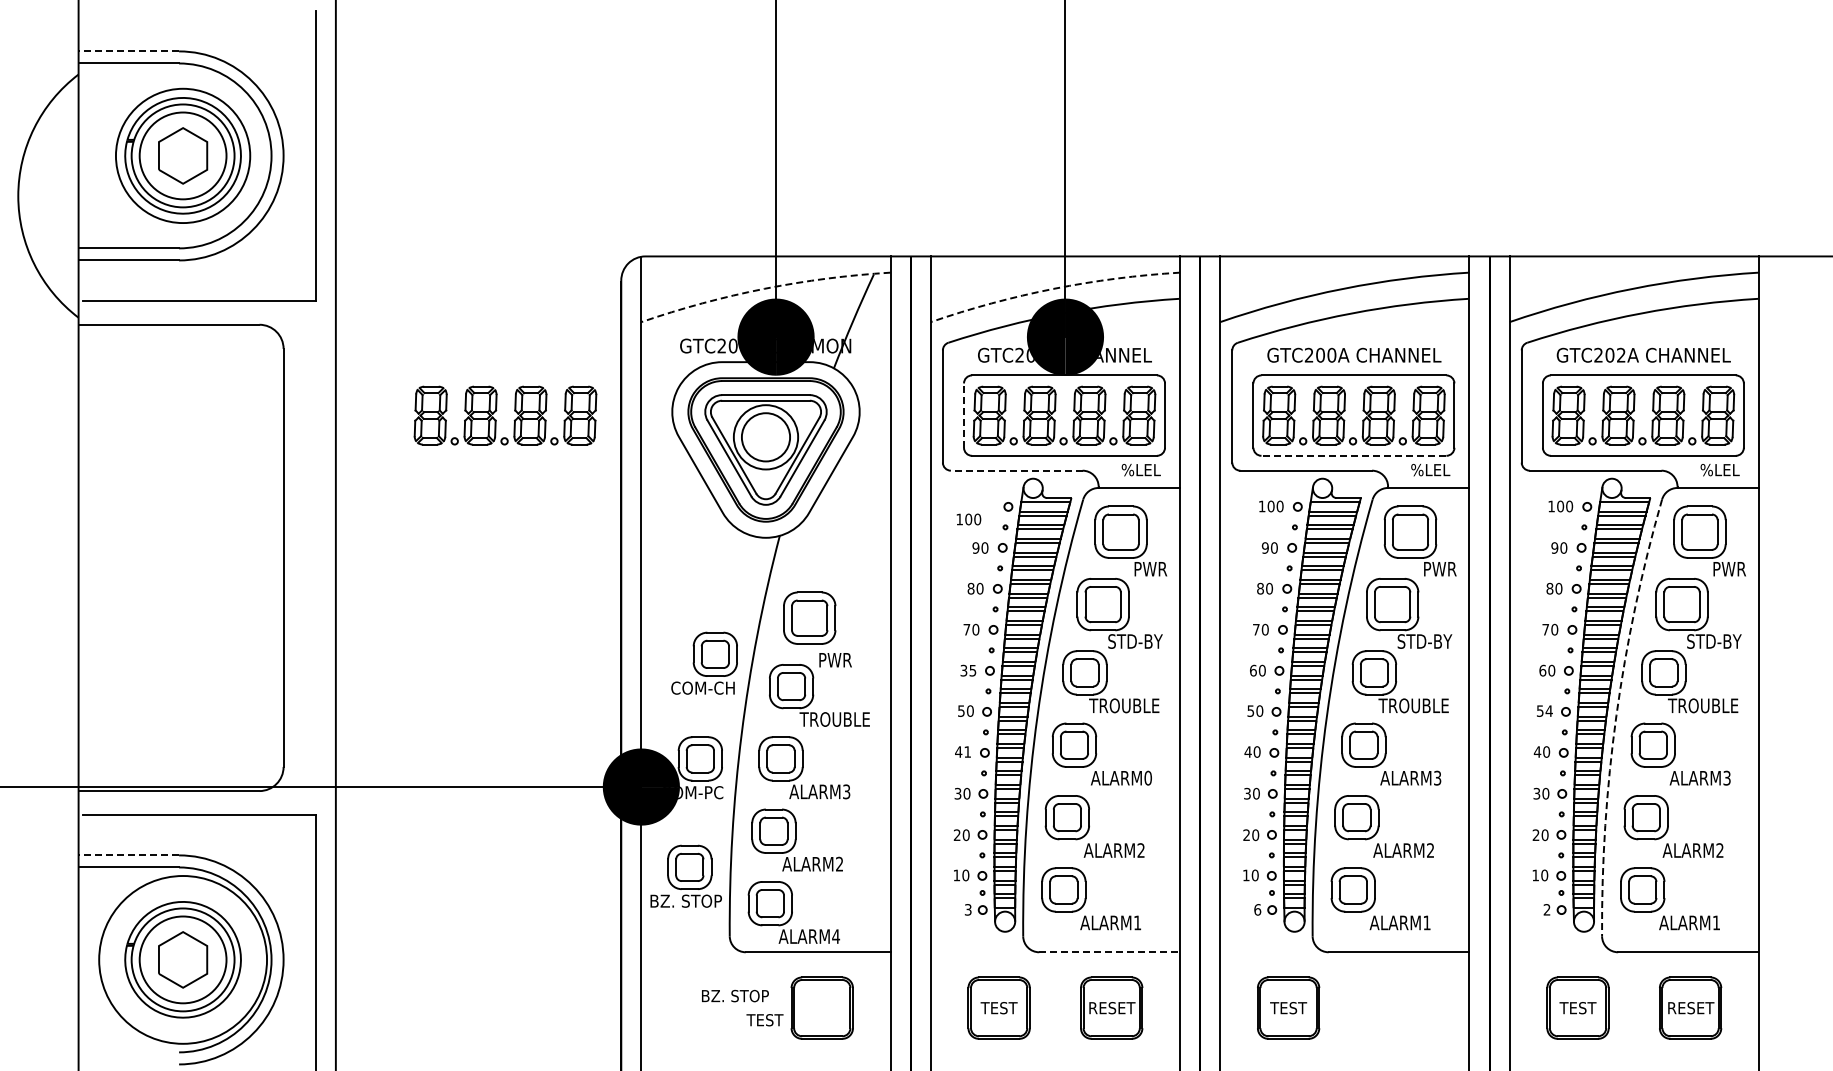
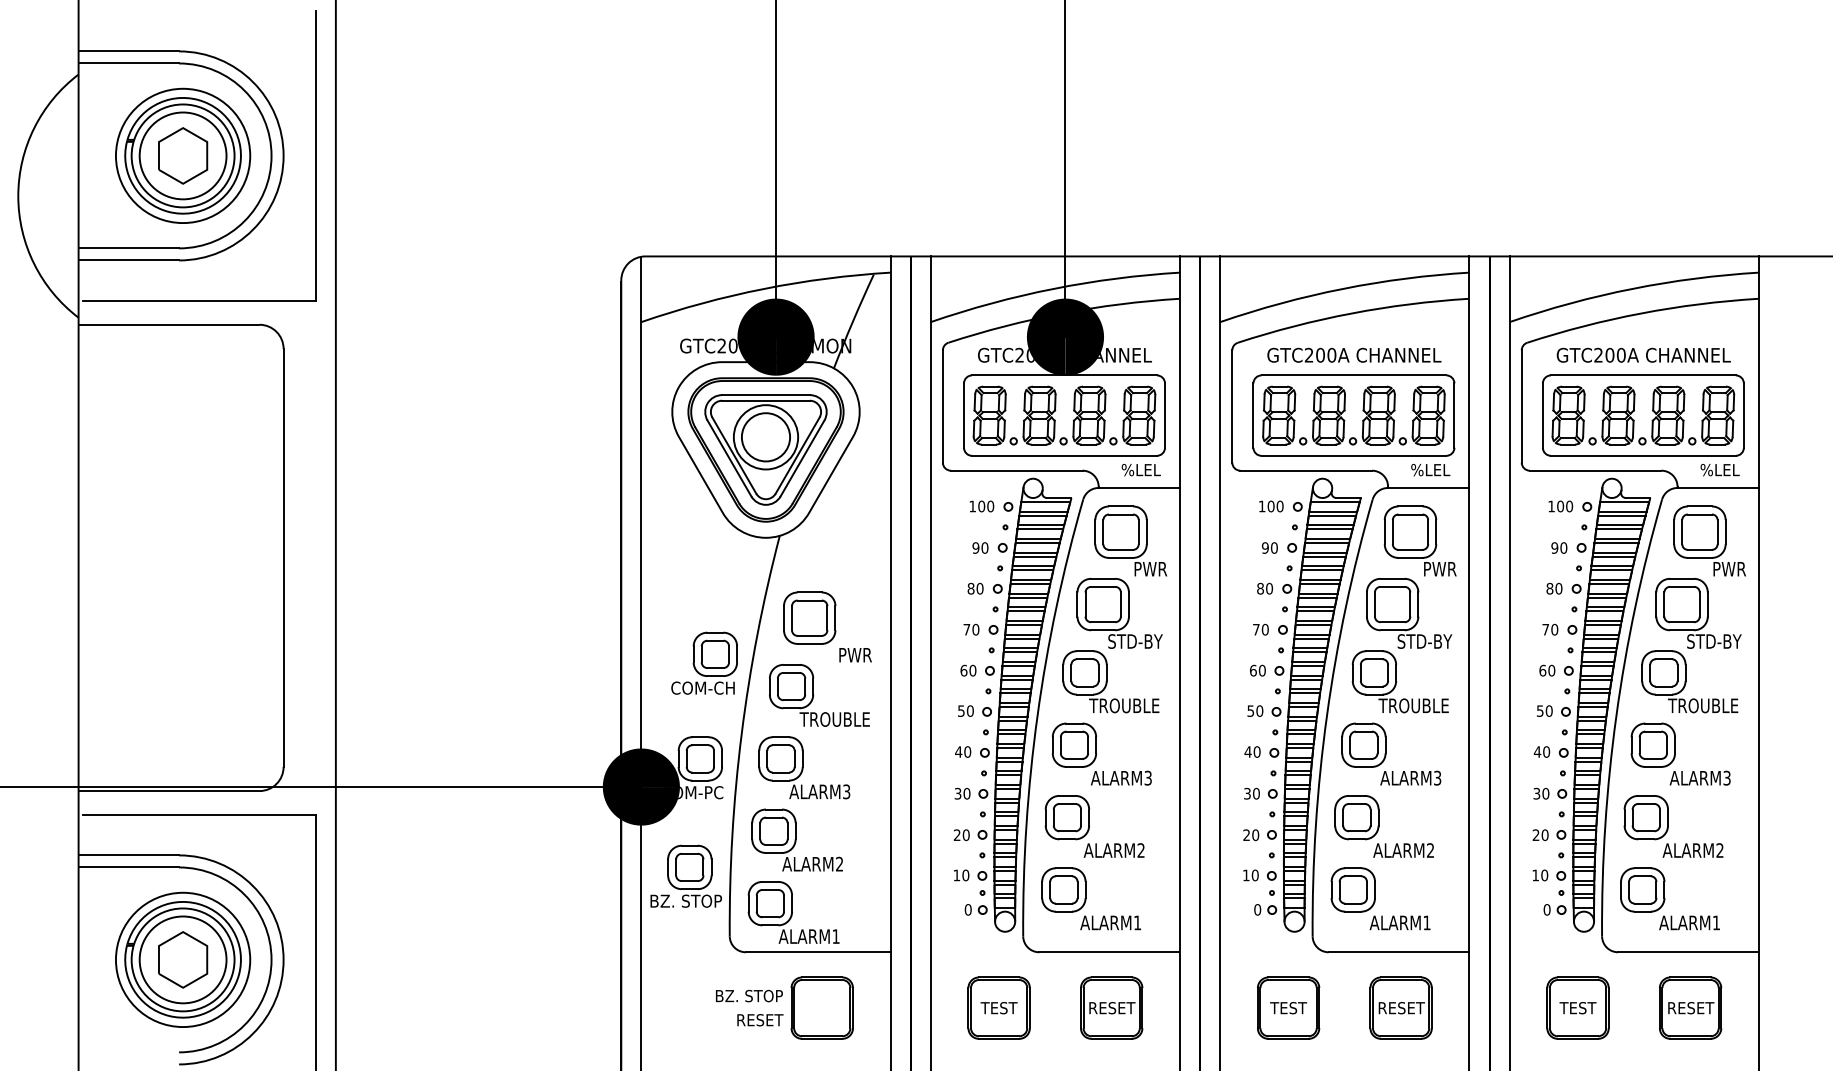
line: dashed -> solid (128, 51)
arc: dashed -> solid (764, 288)
arc: dashed -> solid (1053, 288)
text: GTC202A -> GTC200A (1620, 355)
part: present -> none (497, 410)
line: dashed -> solid (964, 415)
line: dashed -> solid (1353, 455)
line: dashed -> solid (1016, 470)
text position: (968, 519) -> (981, 506) (981, 506)
text position: (835, 660) -> (855, 655) (855, 655)
text: 35 -> 60 (968, 670)
text: 54 -> 50 (1548, 710)
arc: dashed -> solid (1616, 715)
text: 41 -> 40 (967, 751)
text: ALARM0 -> ALARM3 (1147, 777)
line: dashed -> solid (128, 855)
text: 3 -> 0 (967, 909)
text: 6 -> 0 (1257, 909)
text: 2 -> 0 (1546, 909)
text: ALARM4 -> ALARM1 (836, 936)
line: dashed -> solid (1109, 952)
circle diameter: 168 px -> 134 px (182, 959)
text position: (735, 995) -> (749, 995) (749, 995)
part: none -> present (1400, 1007)
text: TEST -> RESET (755, 1020)
